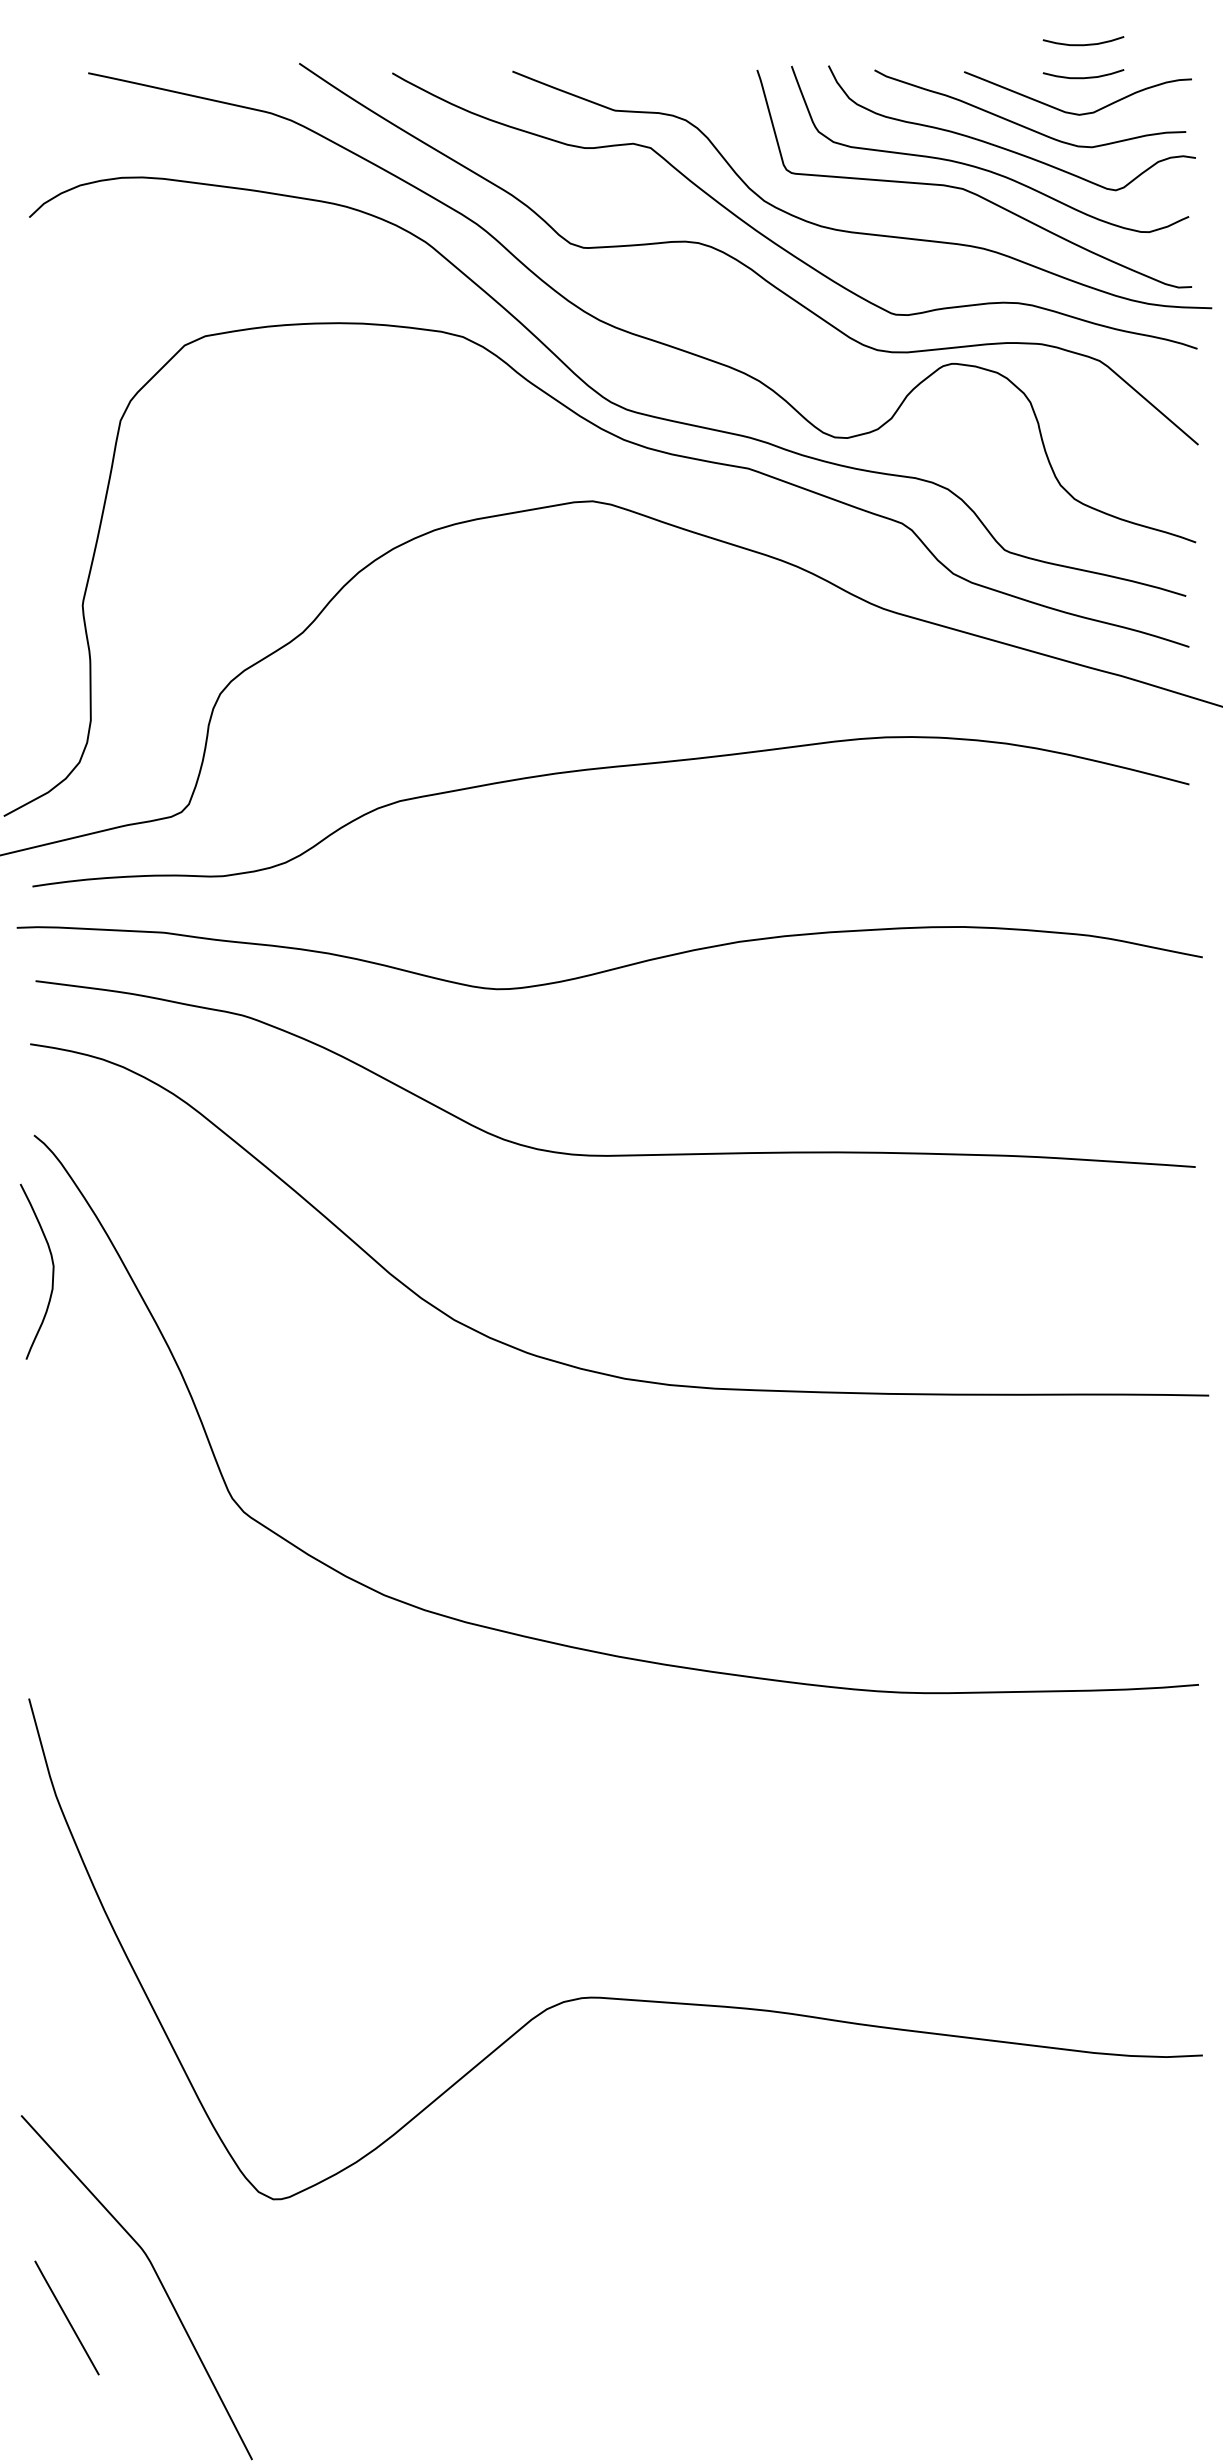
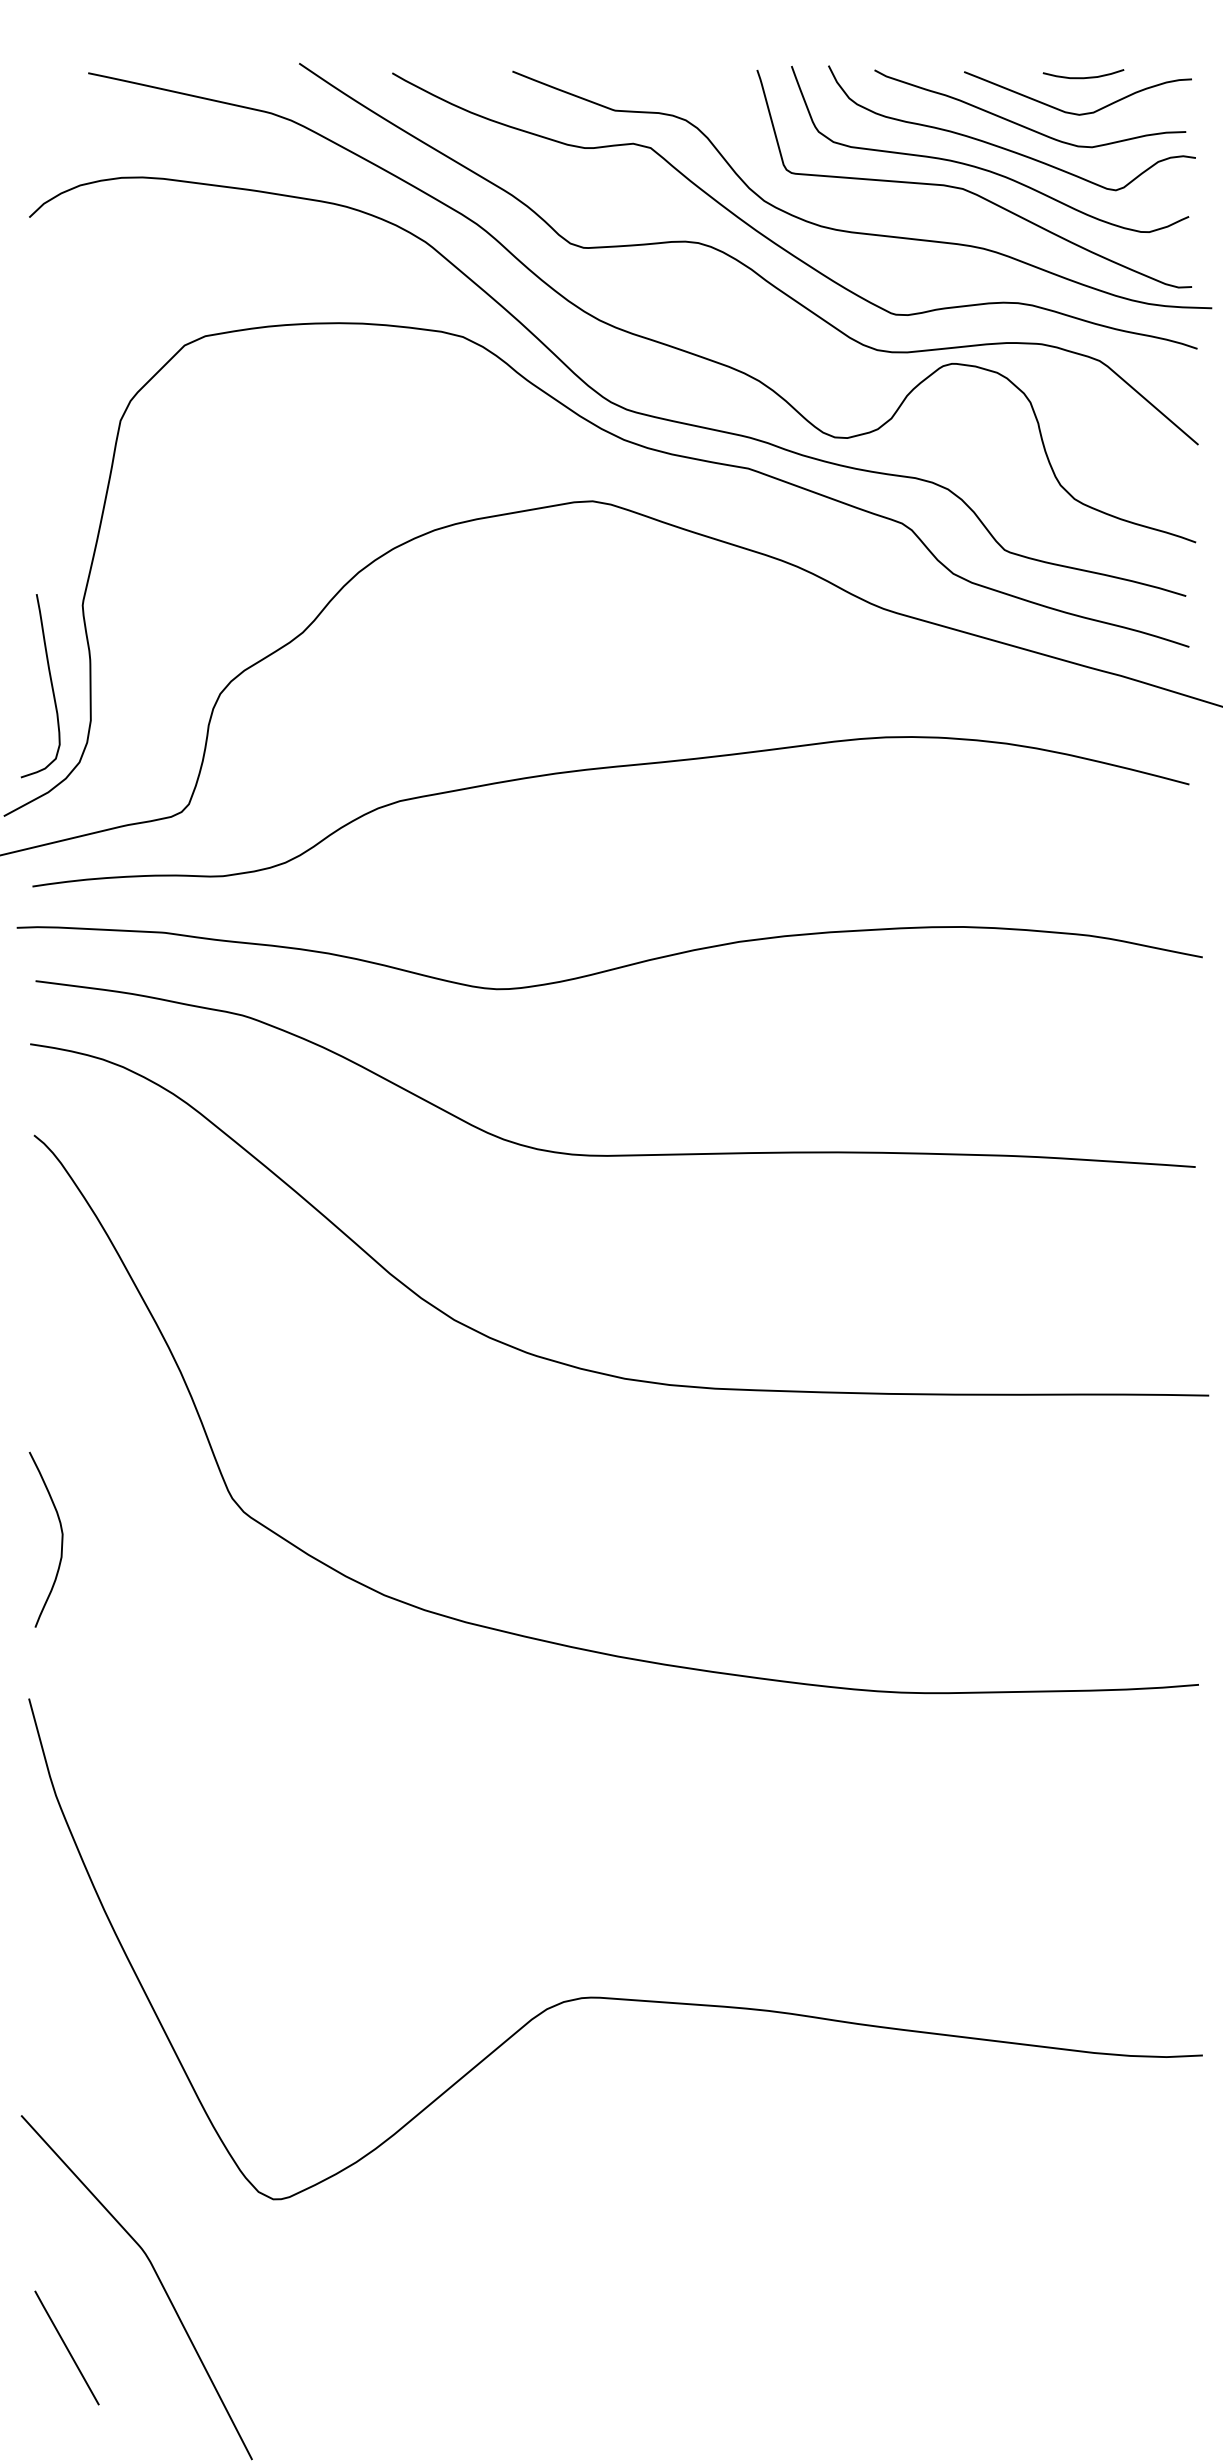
curve: present -> none (1083, 44)
curve: none -> present (50, 683)
curve position: (52, 1271) -> (61, 1539) (61, 1539)
line position: (66, 2317) -> (66, 2347) (66, 2347)
